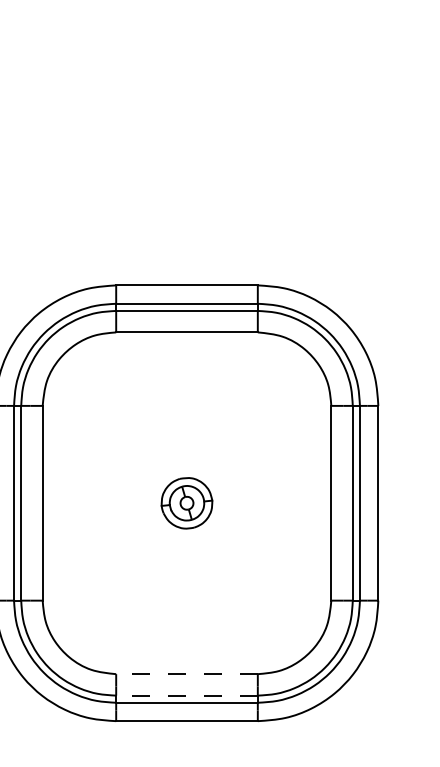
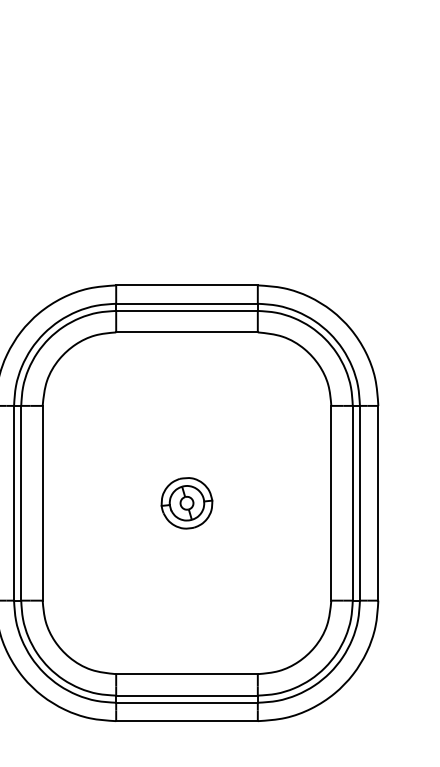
line: dashed -> solid (187, 674)
line: dashed -> solid (187, 695)
